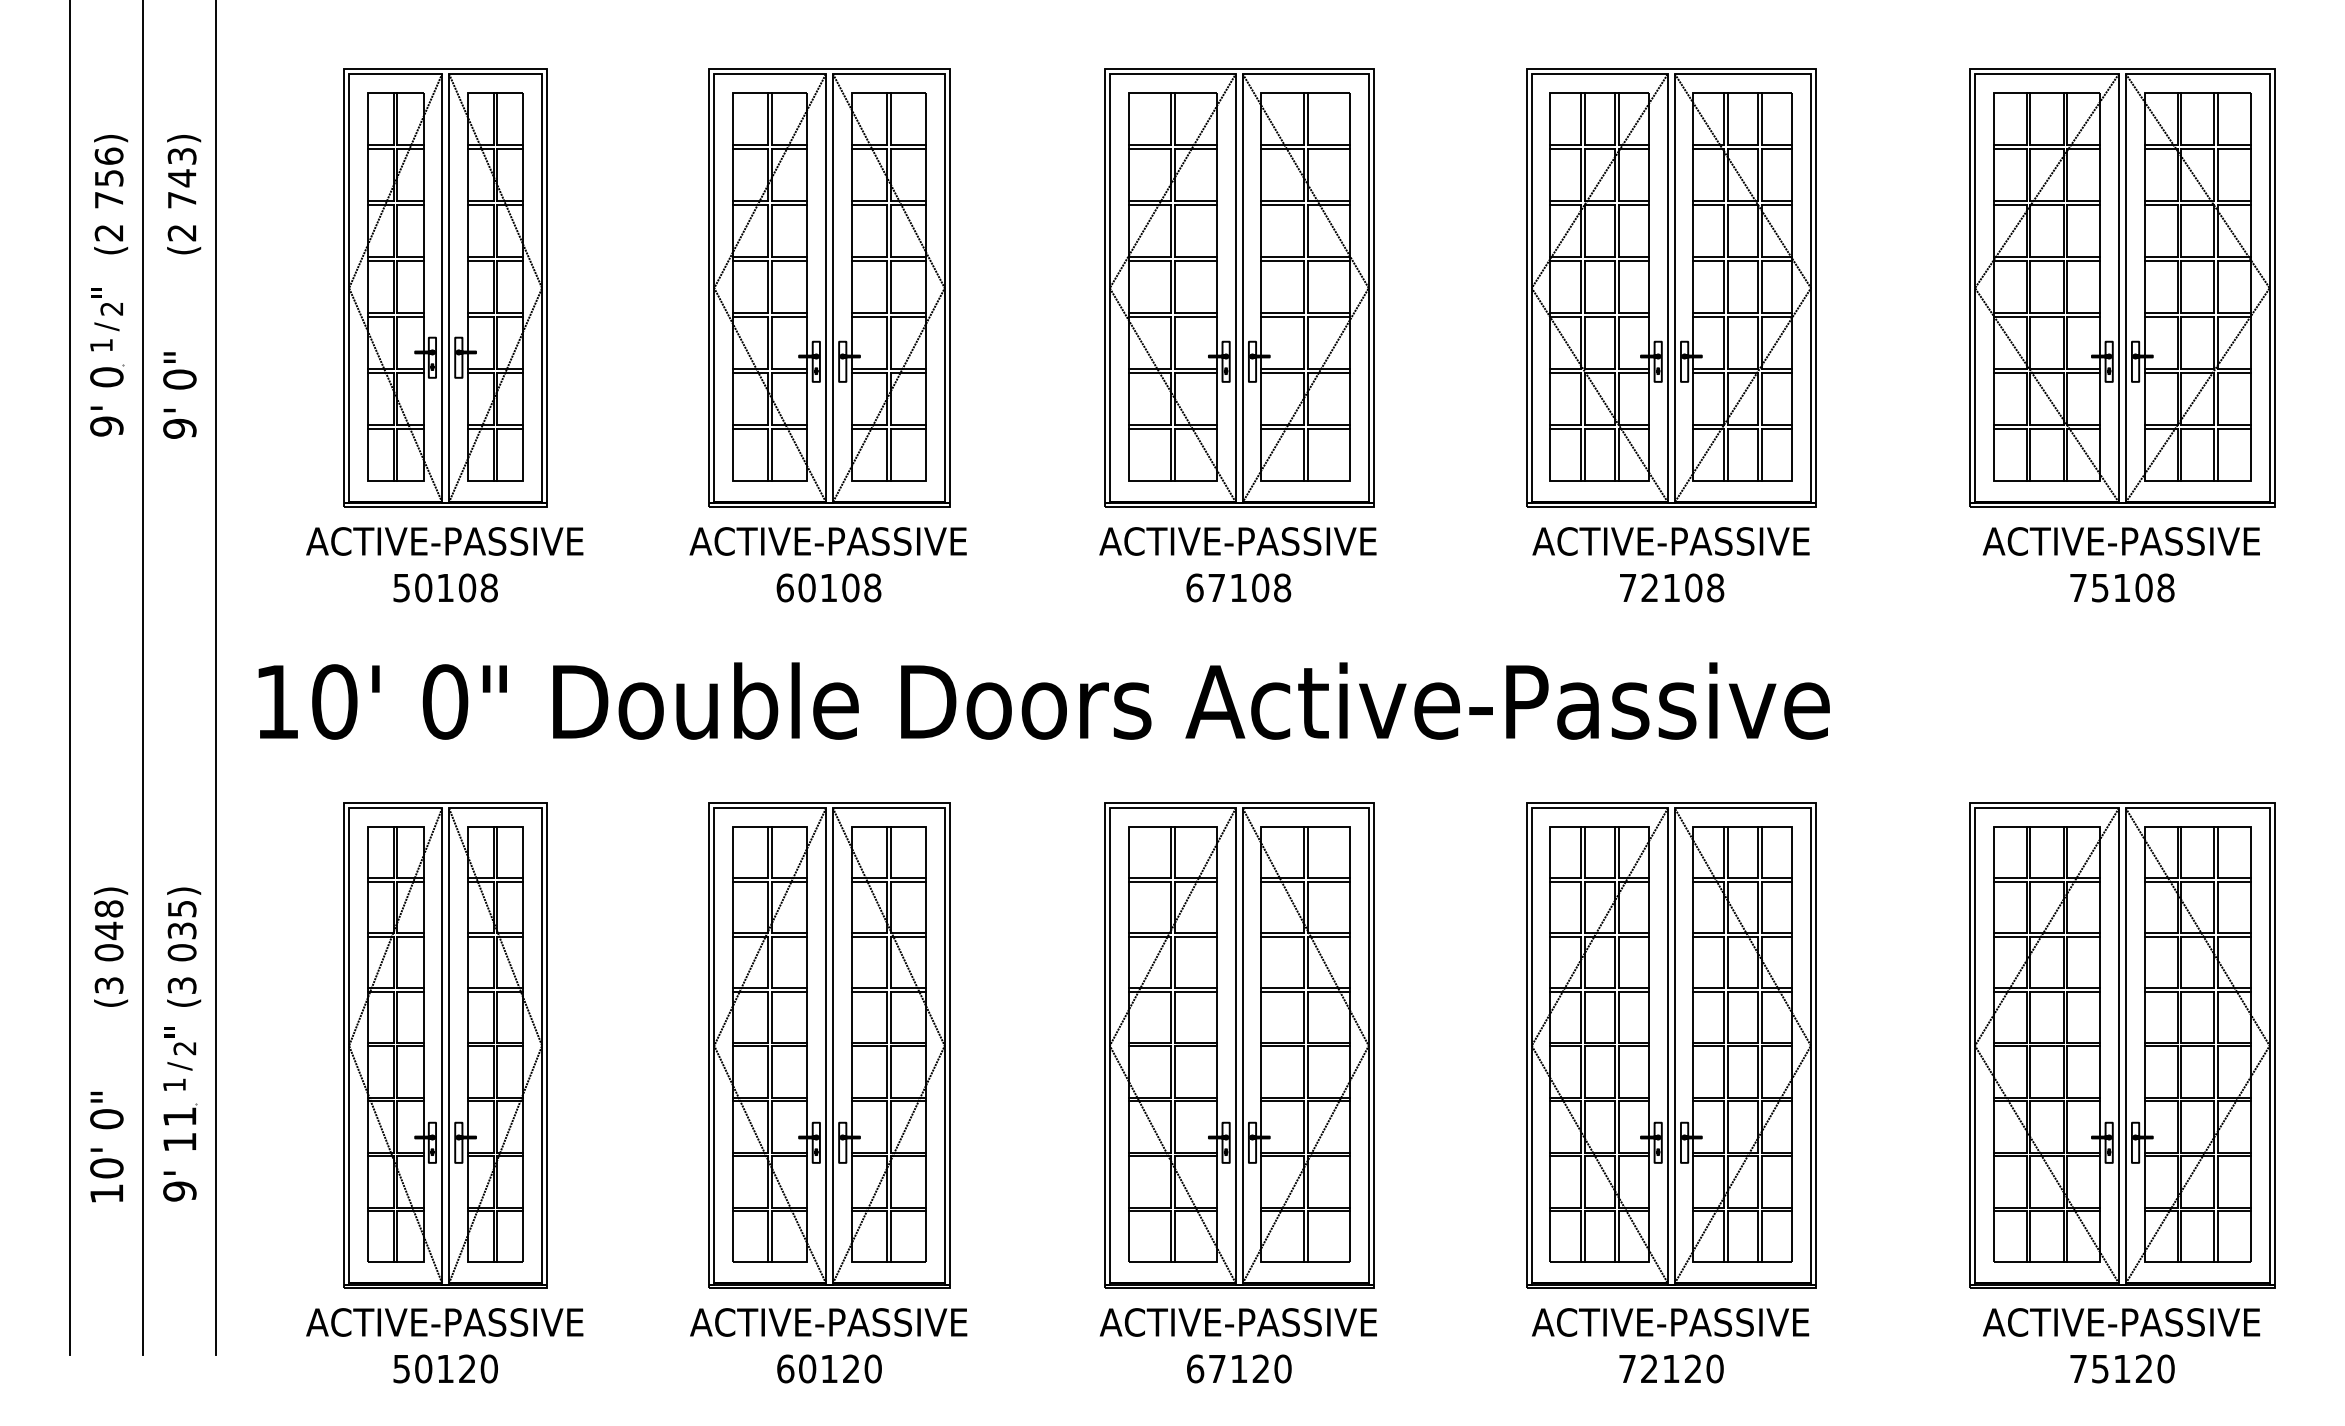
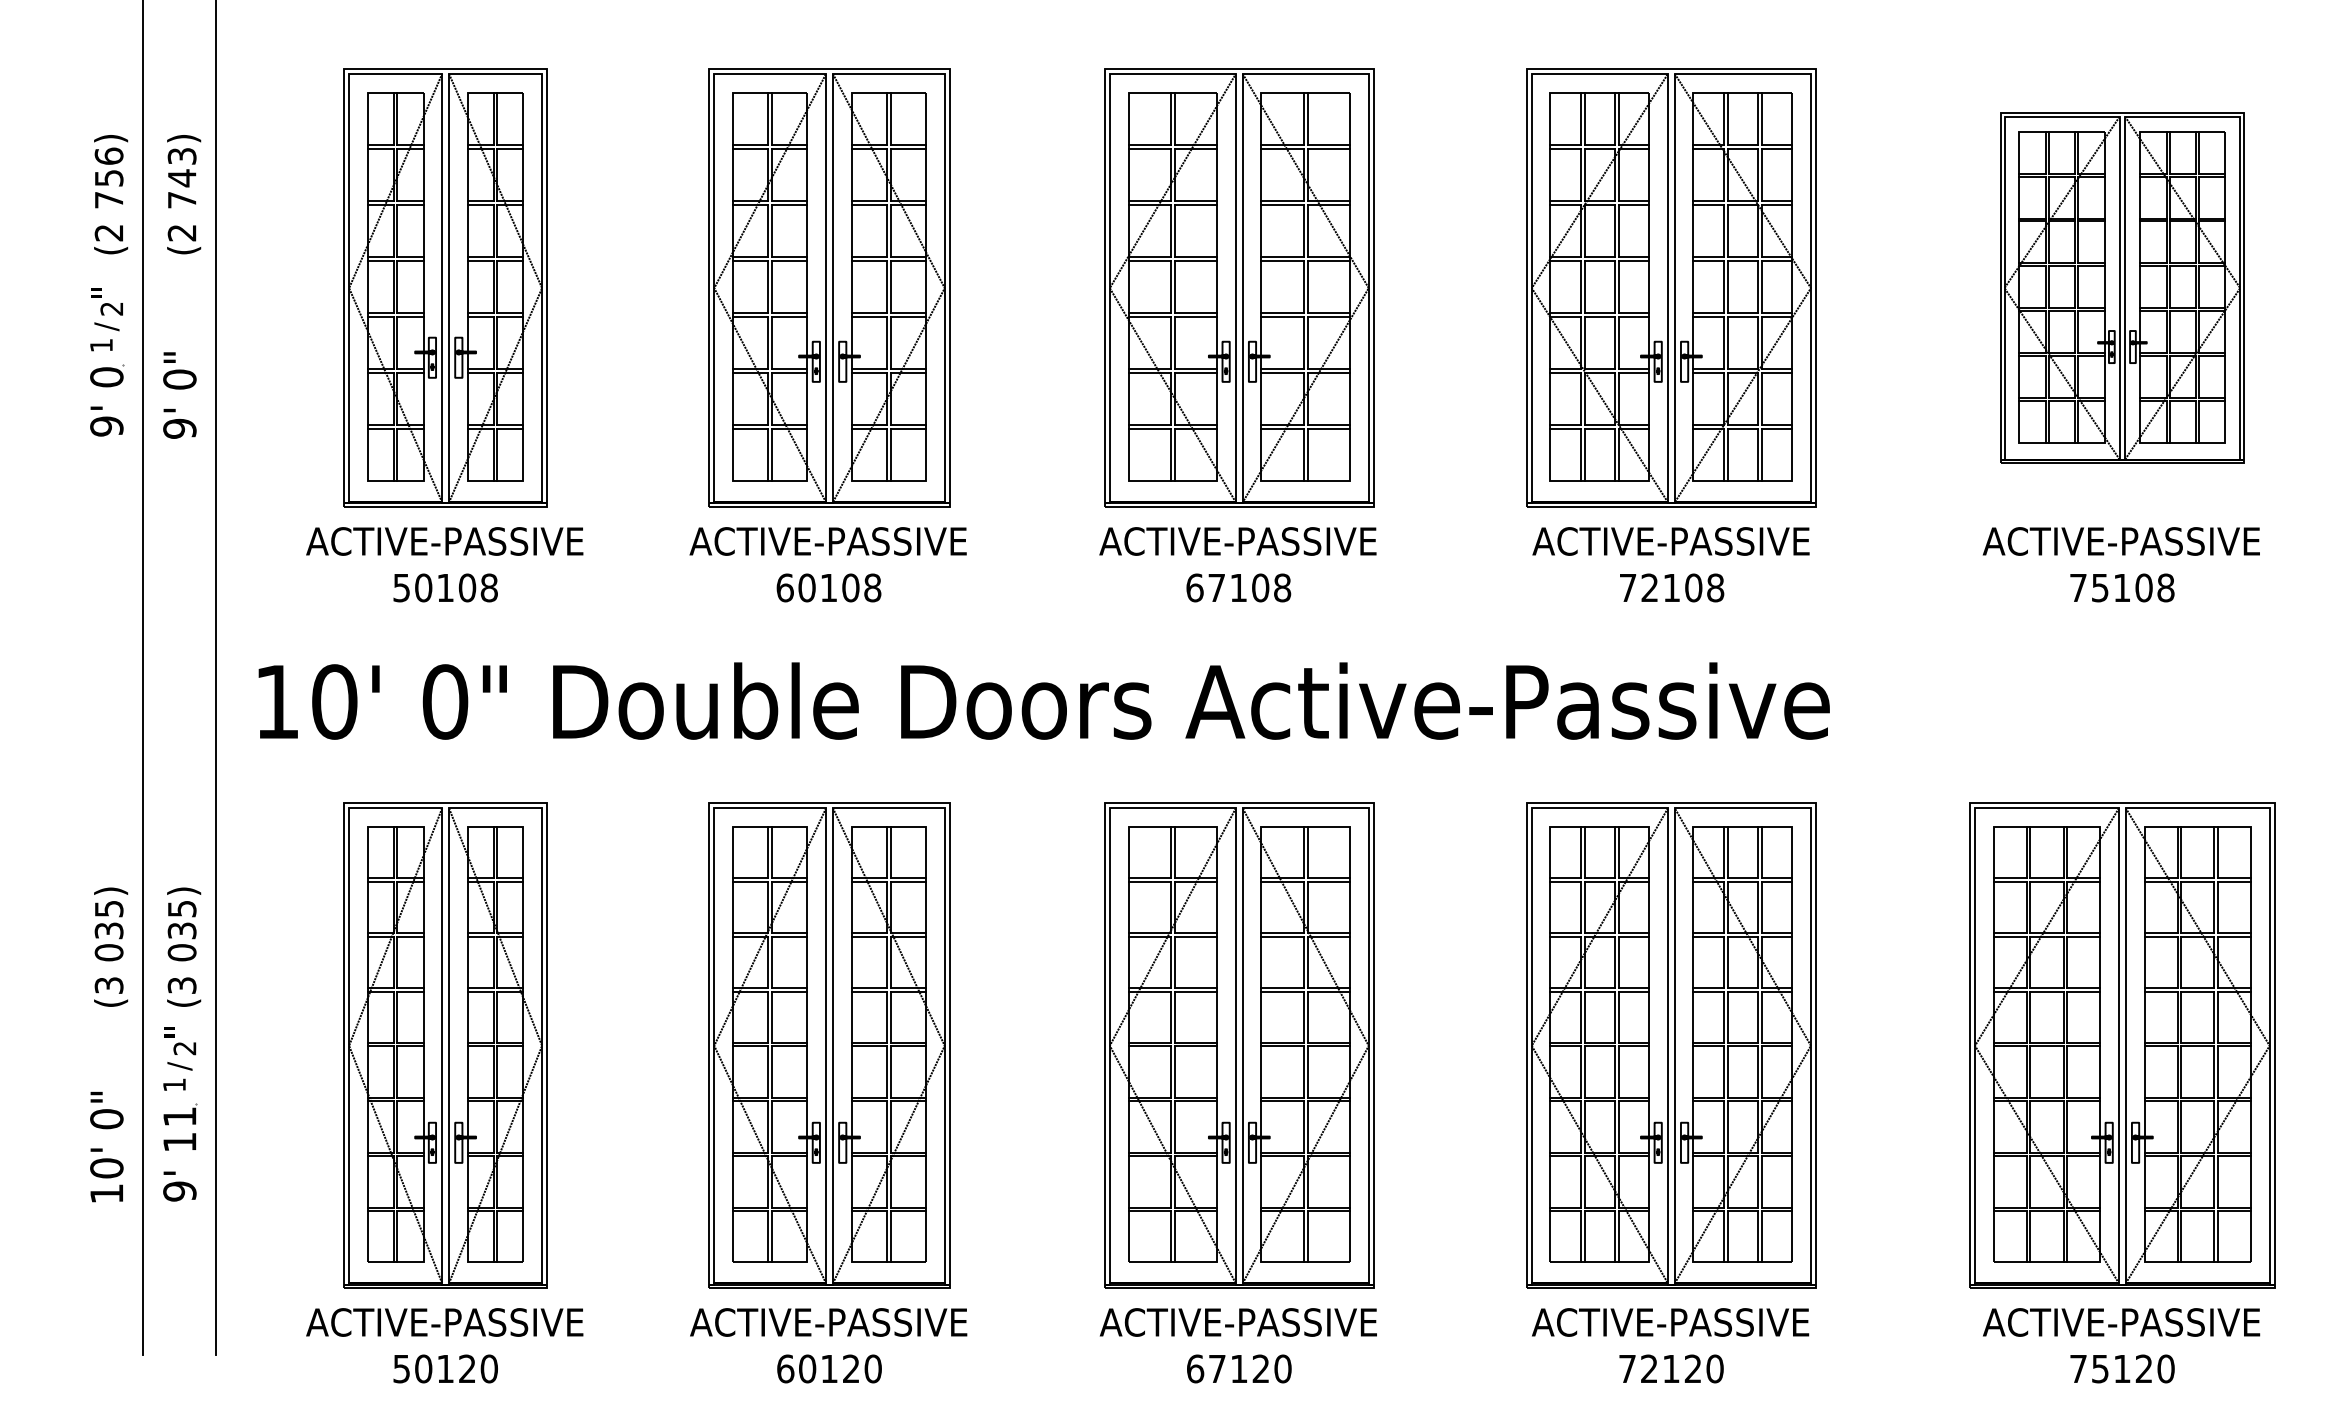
part size: 307x440 px -> 245x352 px (2122, 287)
line: present -> none (70, 678)
text: 048) -> 035) (108, 920)
